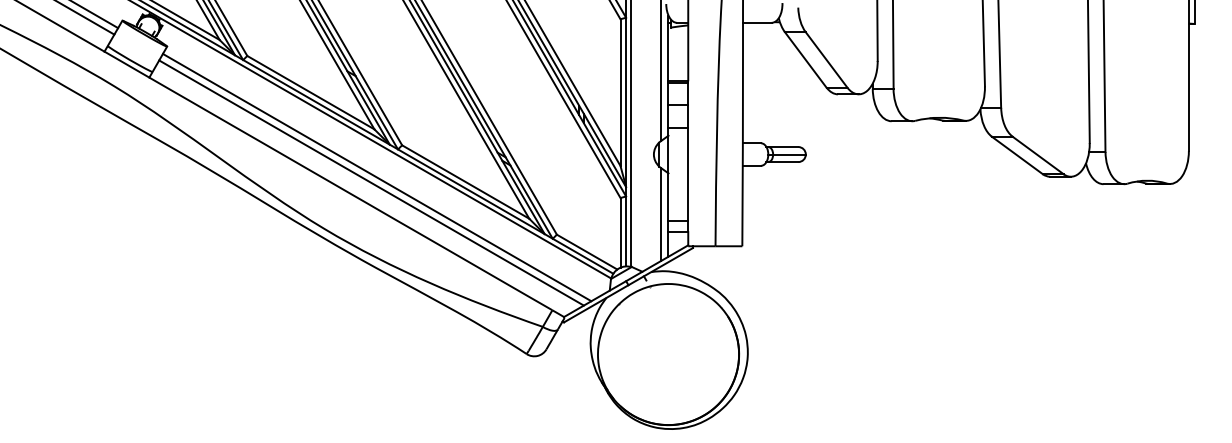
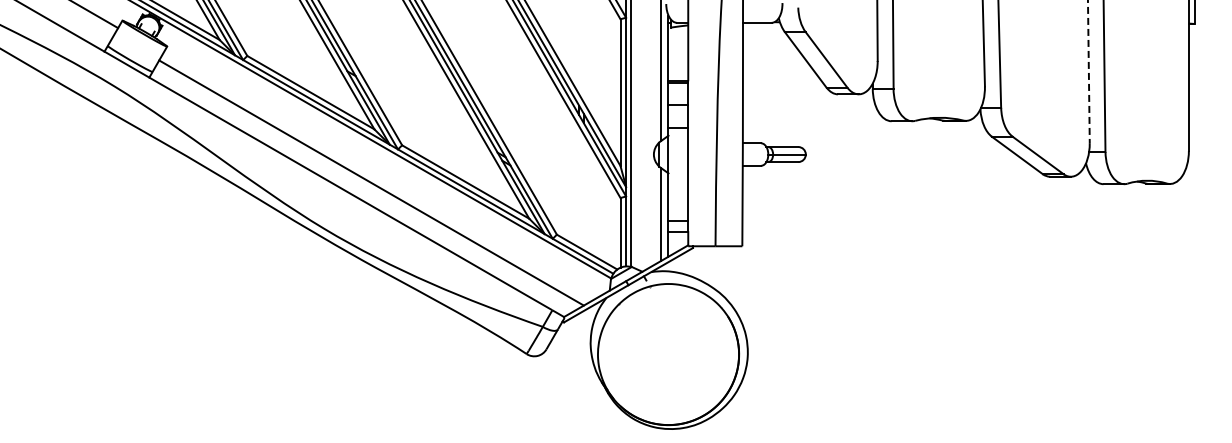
line: present -> none (86, 18)
line: solid -> dashed (1088, 72)
line: present -> none (377, 177)
